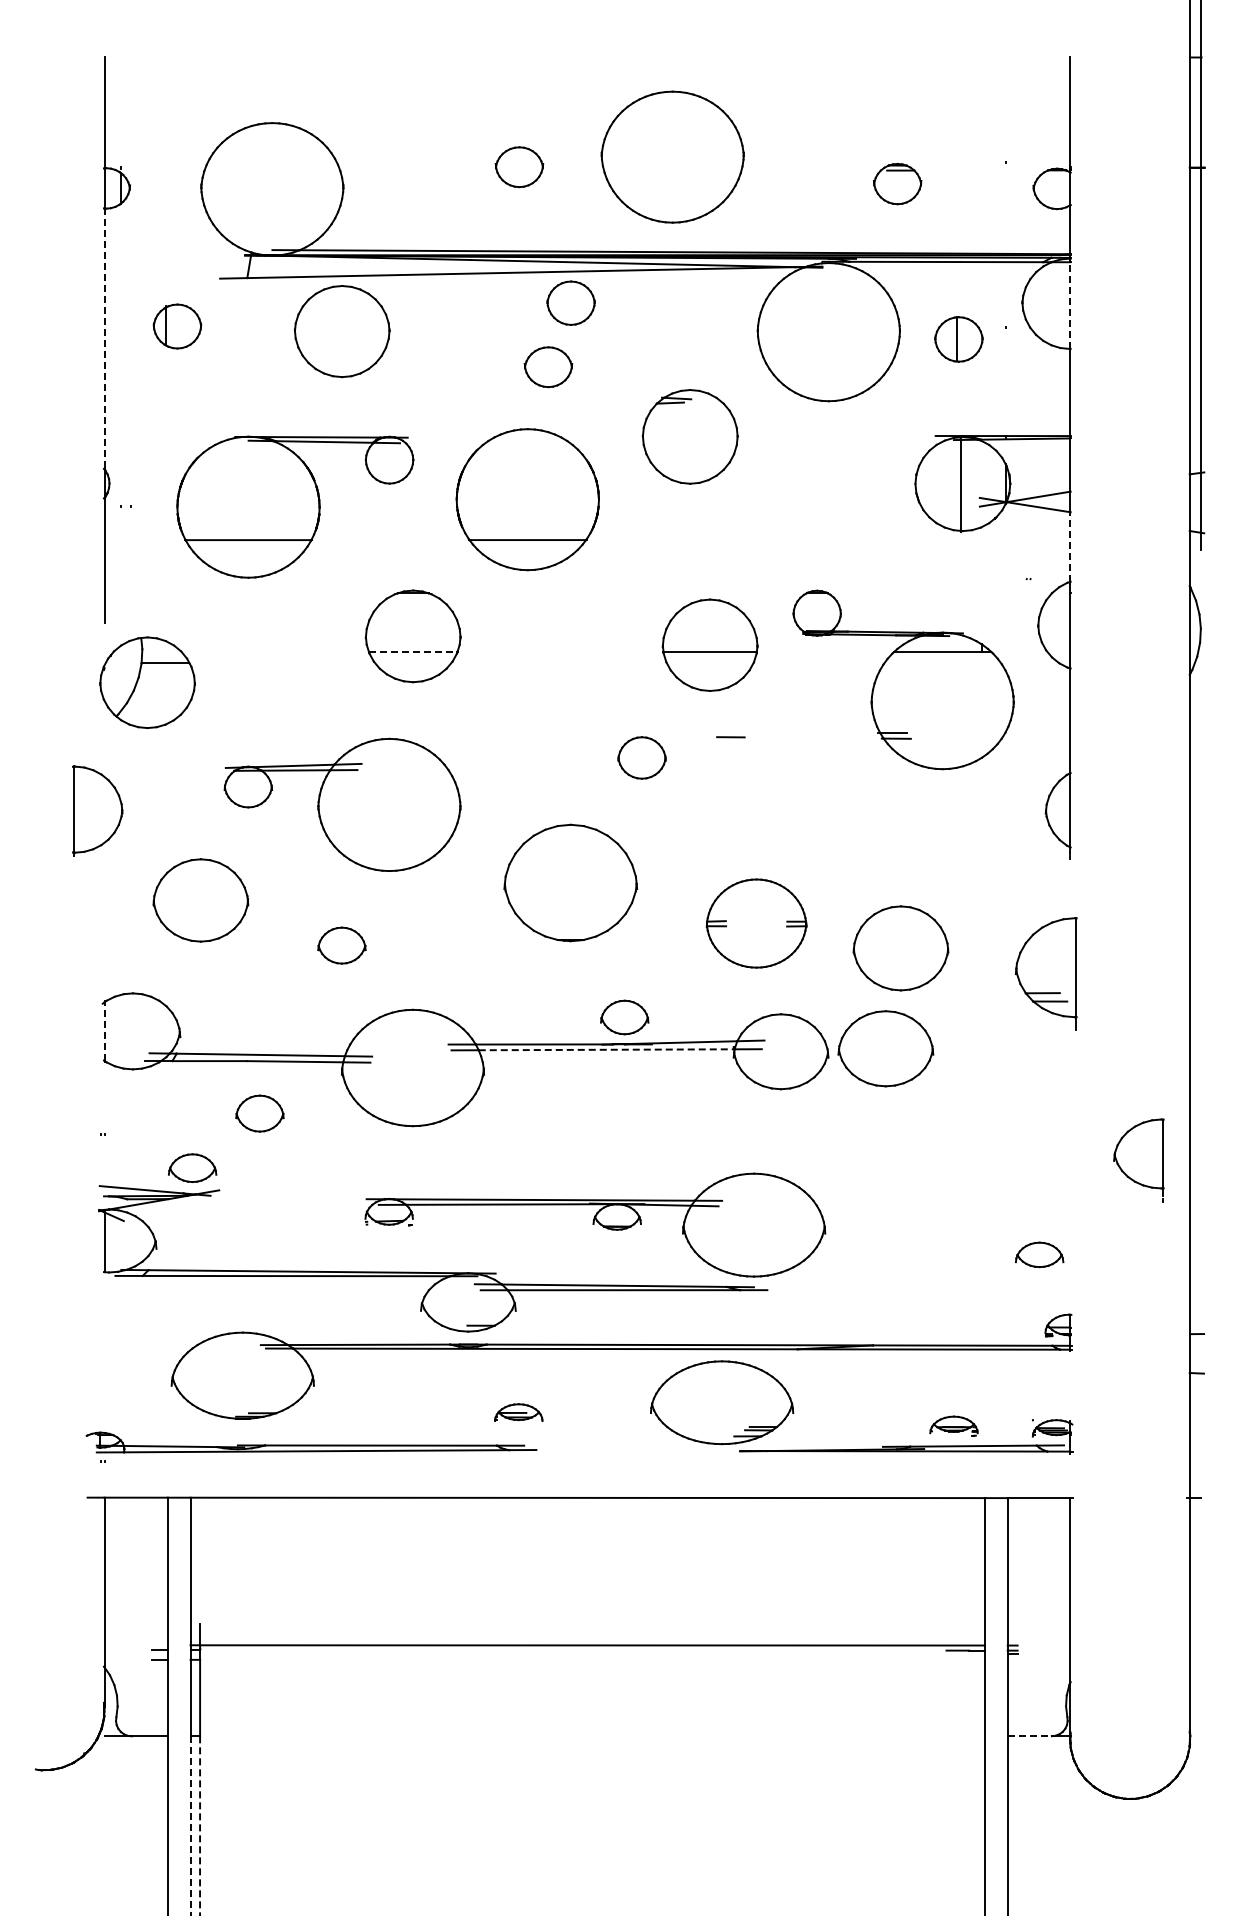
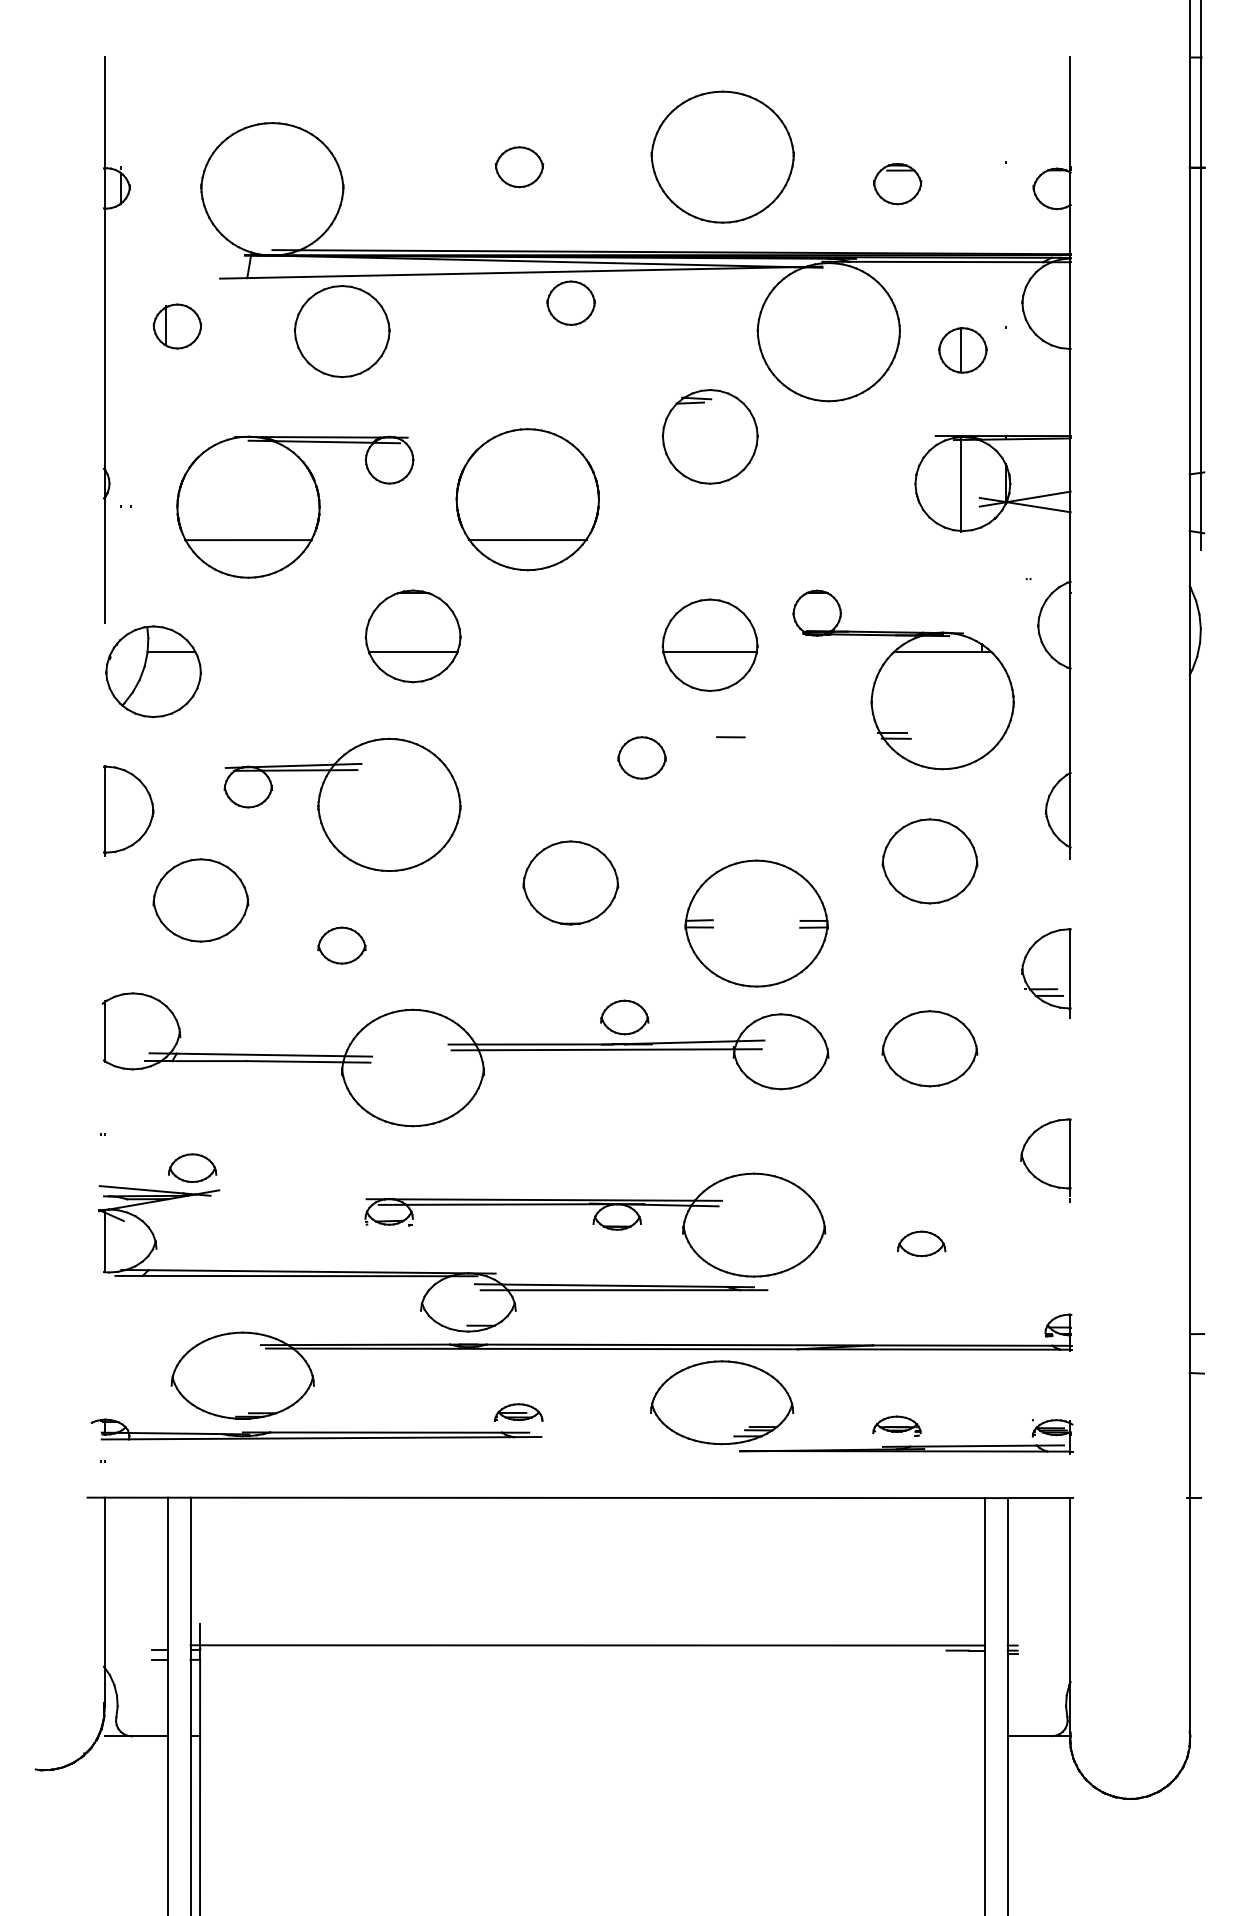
part position: (672, 156) -> (722, 156) (722, 156)
line: dashed -> solid (1070, 305)
line: dashed -> solid (104, 339)
part position: (958, 339) -> (962, 350) (962, 350)
part: present -> none (548, 367)
part position: (689, 436) -> (709, 436) (709, 436)
line: dashed -> solid (1070, 547)
line: dashed -> solid (413, 652)
part position: (147, 682) -> (153, 671) (153, 671)
part position: (97, 810) -> (128, 810) (128, 810)
part size: 136x120 px -> 98x86 px (570, 882)
part size: 103x91 px -> 145x129 px (756, 923)
part position: (900, 948) -> (929, 861) (929, 861)
part size: 64x114 px -> 51x91 px (1046, 973)
line: dashed -> solid (104, 1031)
part position: (885, 1048) -> (929, 1048) (929, 1048)
line: dashed -> solid (606, 1049)
part: present -> none (259, 1113)
part position: (1138, 1160) -> (1045, 1160) (1045, 1160)
part position: (1039, 1254) -> (921, 1243) (921, 1243)
part position: (953, 1425) -> (896, 1425) (896, 1425)
part position: (311, 1442) -> (316, 1429) (316, 1429)
line: dashed -> solid (1030, 1736)
line: dashed -> solid (190, 1826)
line: dashed -> solid (200, 1826)
